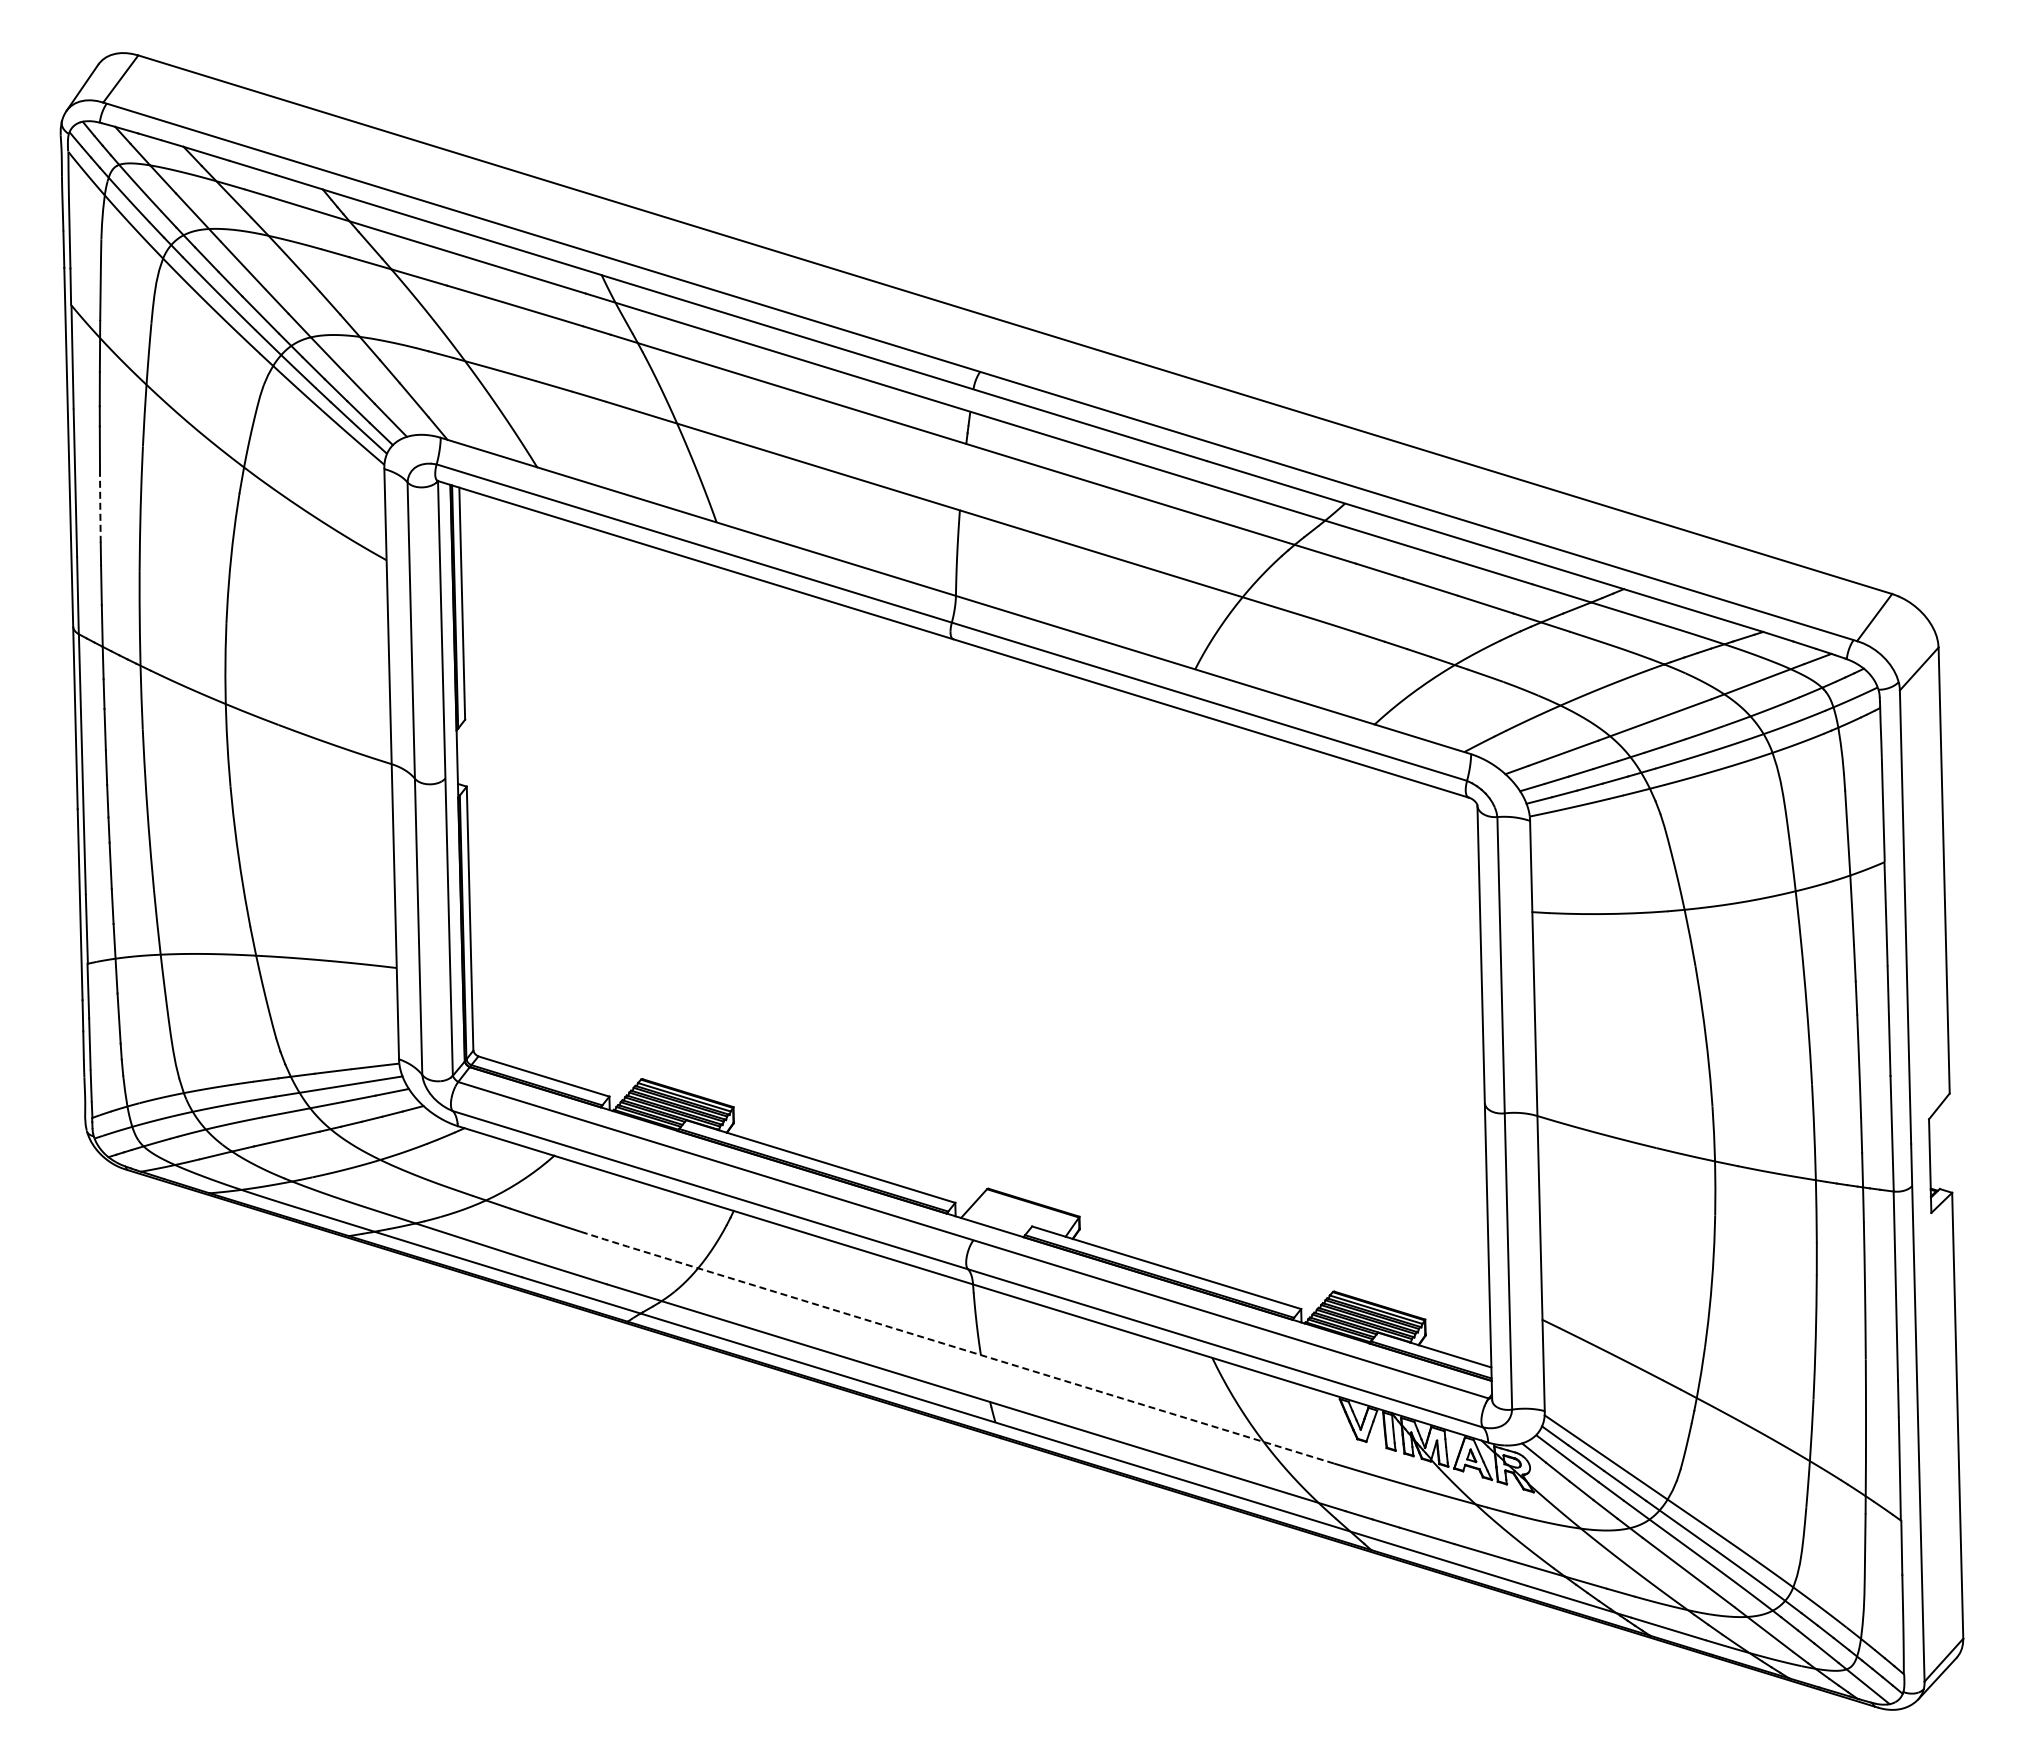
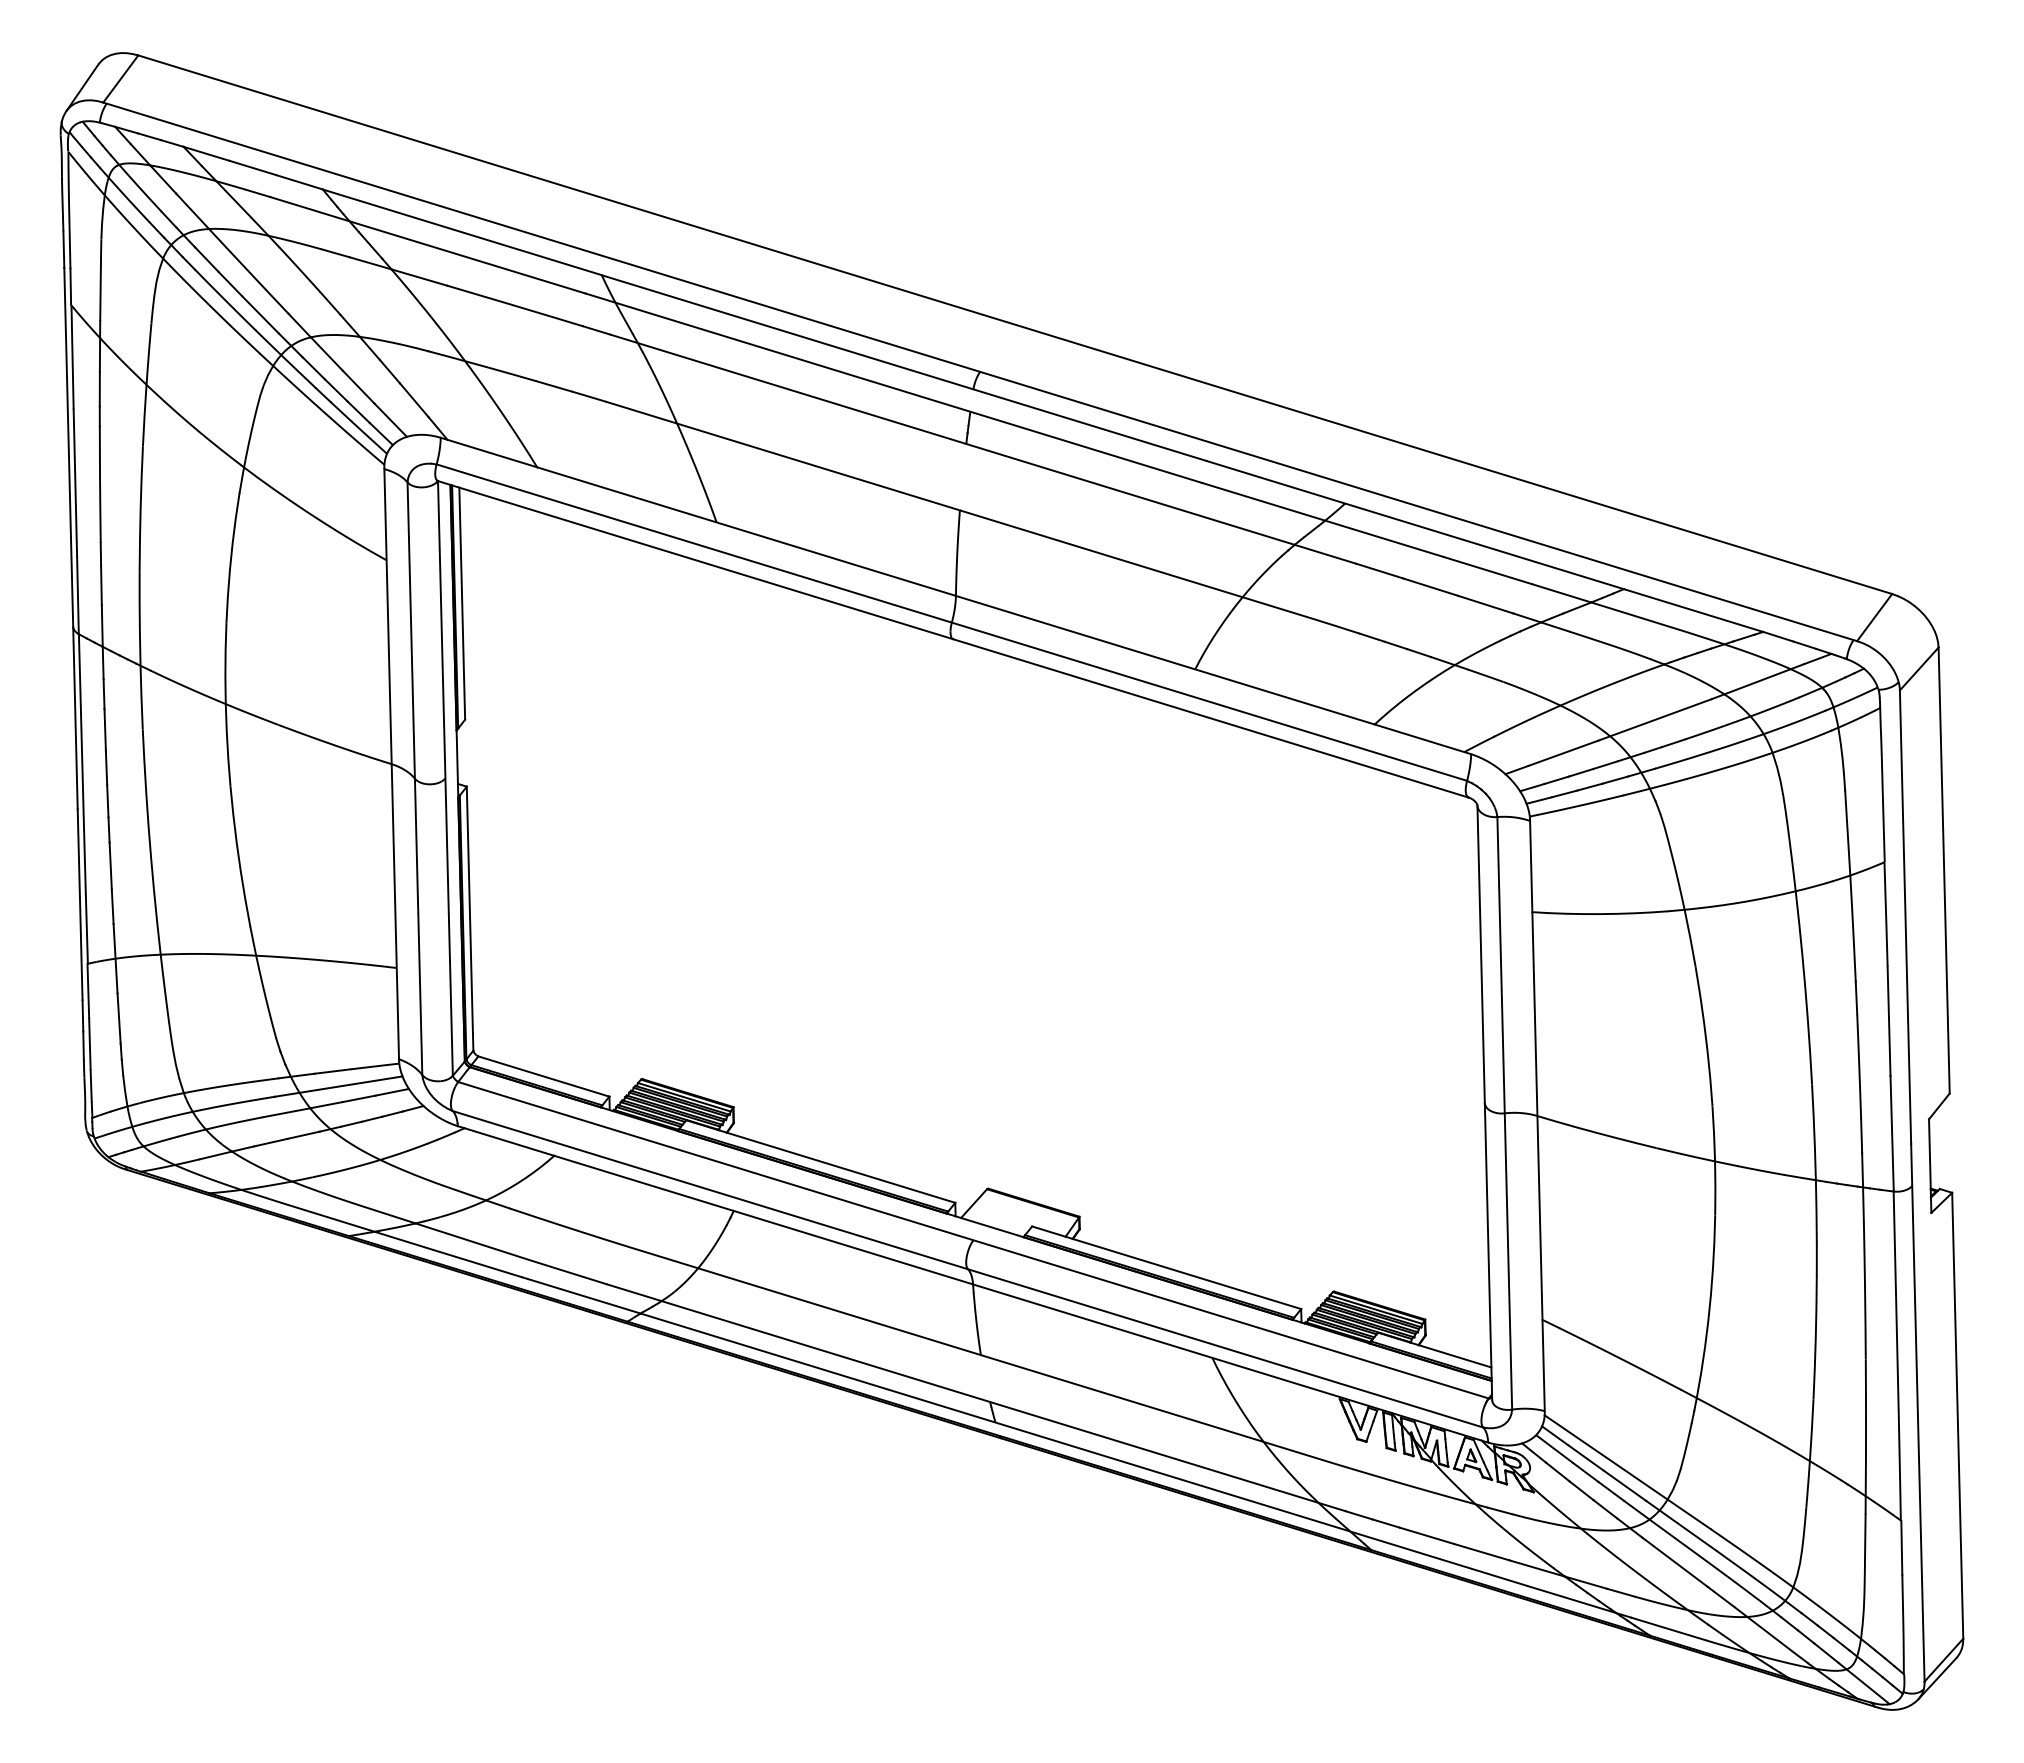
line: dashed -> solid (100, 509)
line: dashed -> solid (956, 1347)
